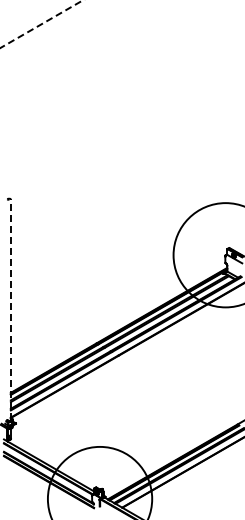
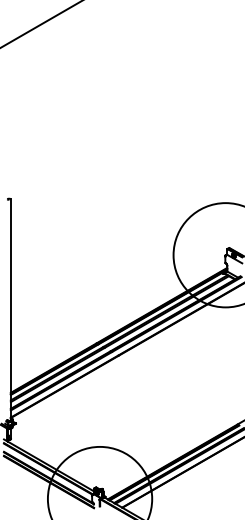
line: dashed -> solid (41, 24)
line: dashed -> solid (10, 309)
